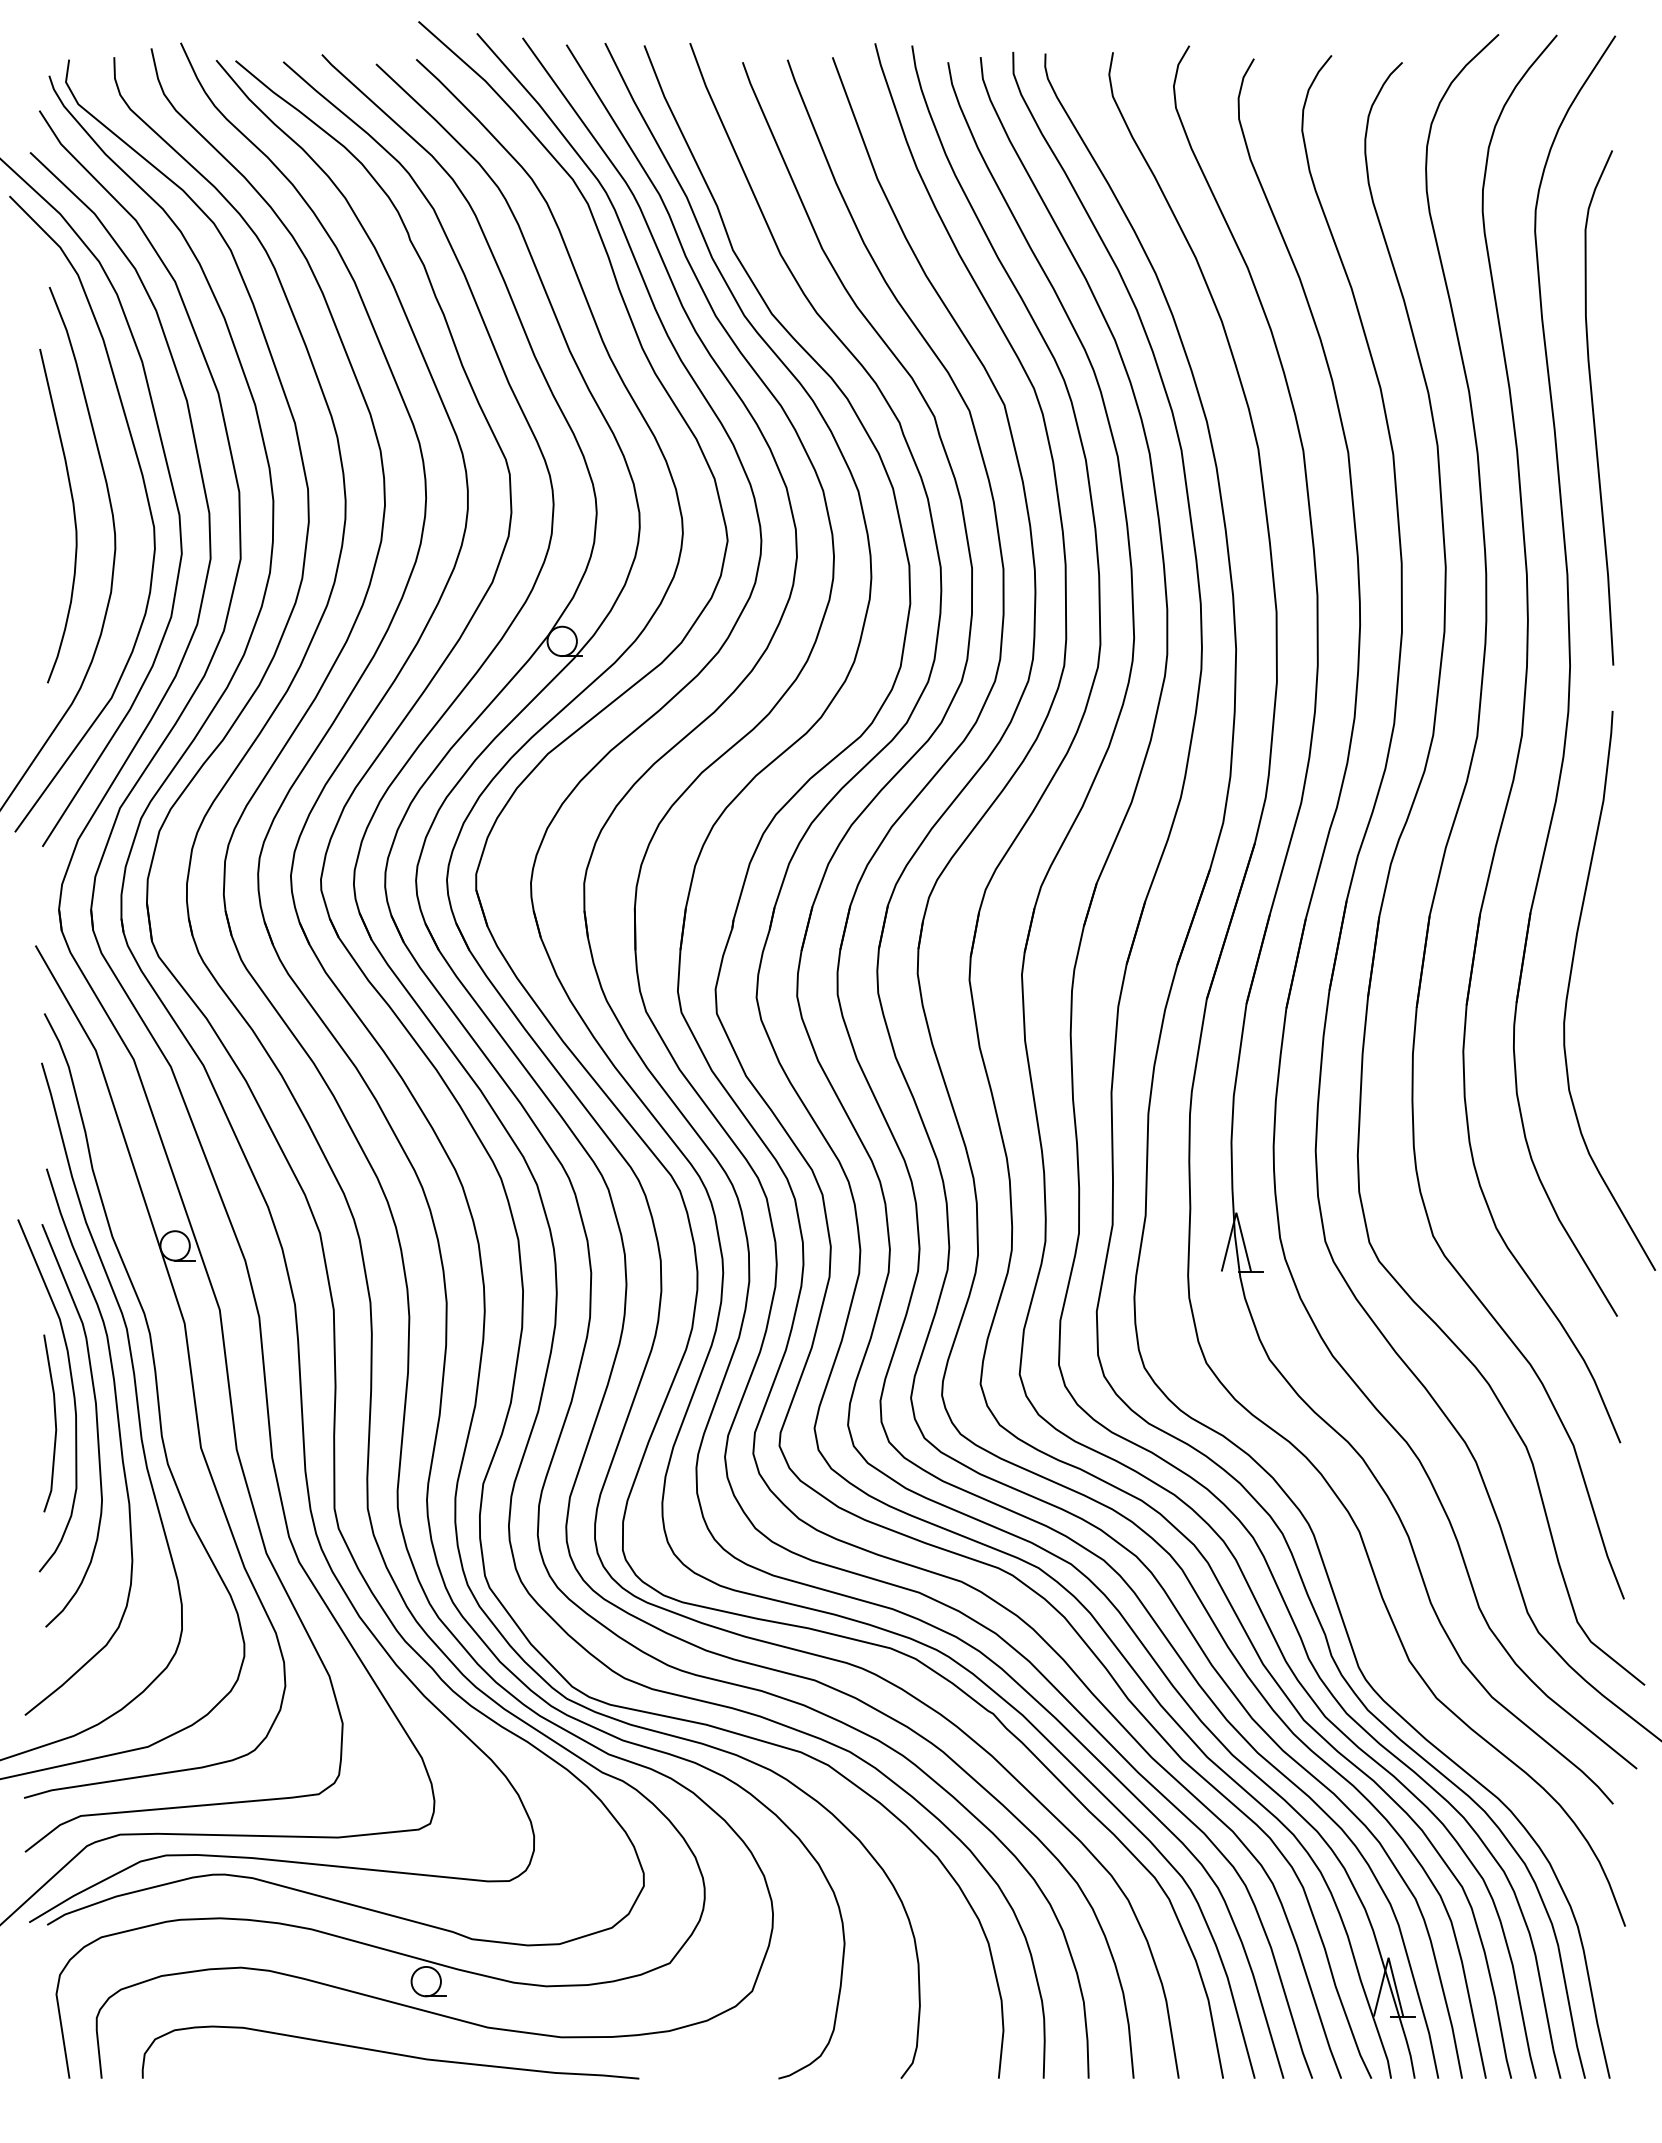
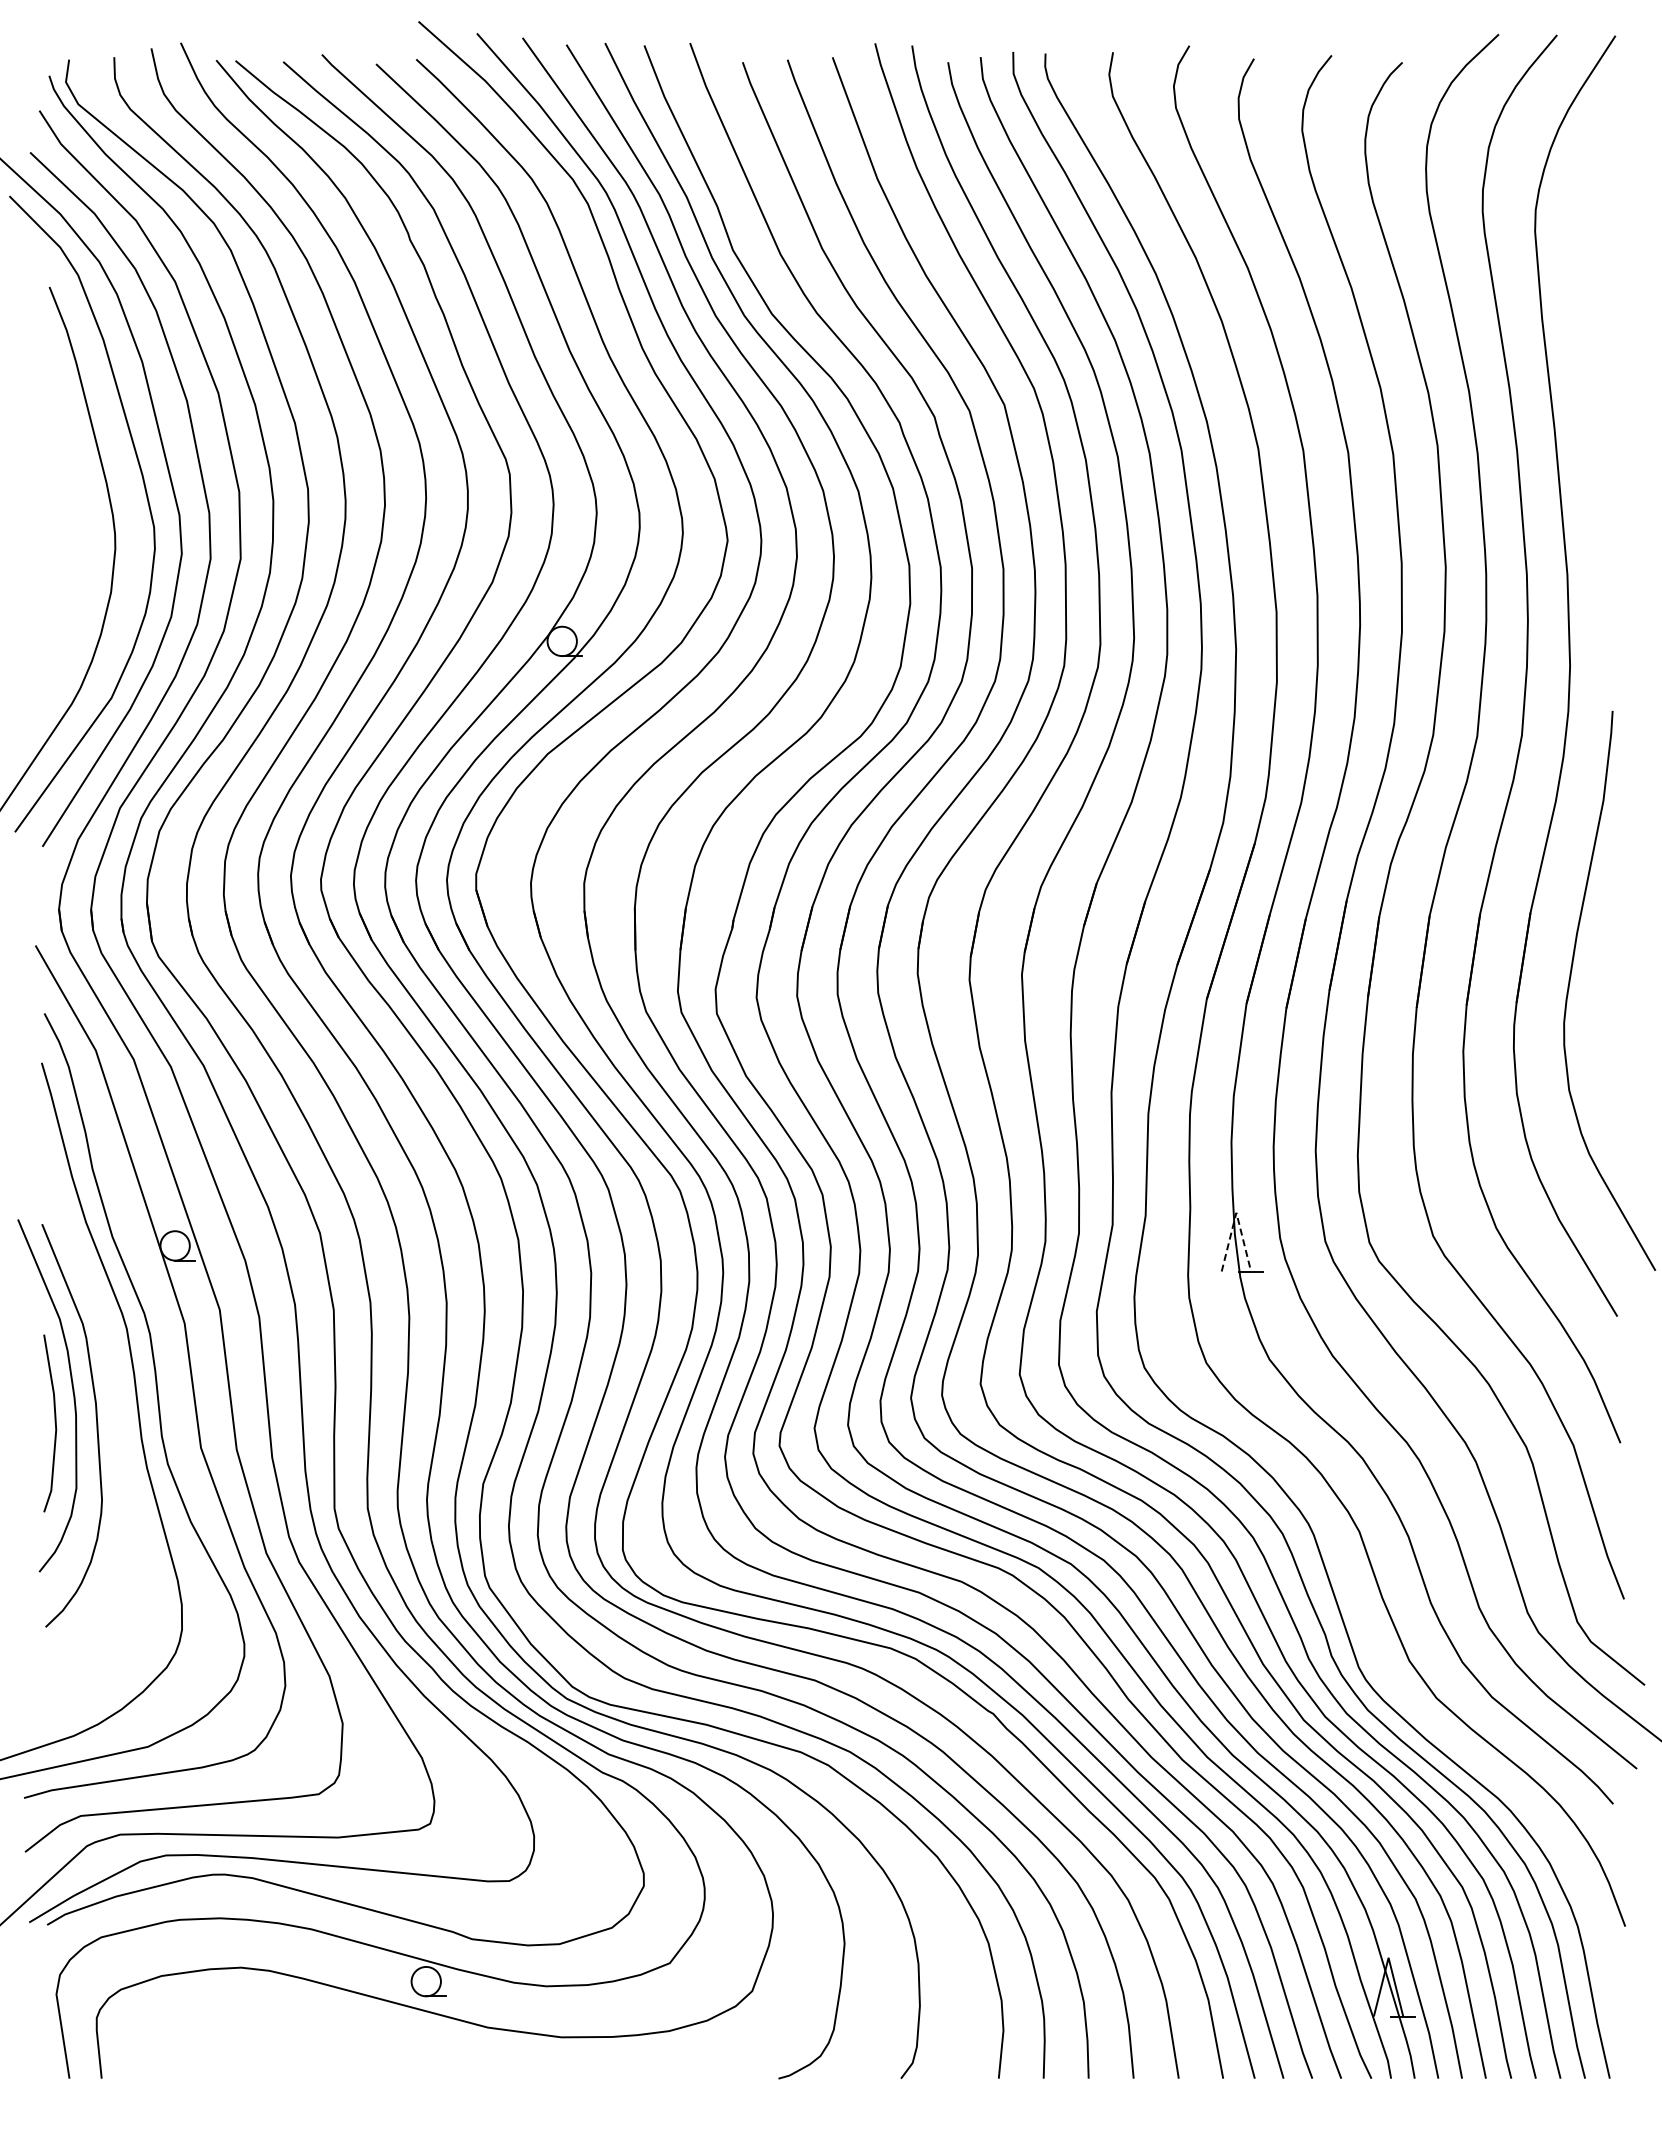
curve: present -> none (1593, 407)
curve: present -> none (73, 515)
line: solid -> dashed (1236, 1212)
curve: present -> none (118, 1432)
curve: present -> none (390, 2052)
